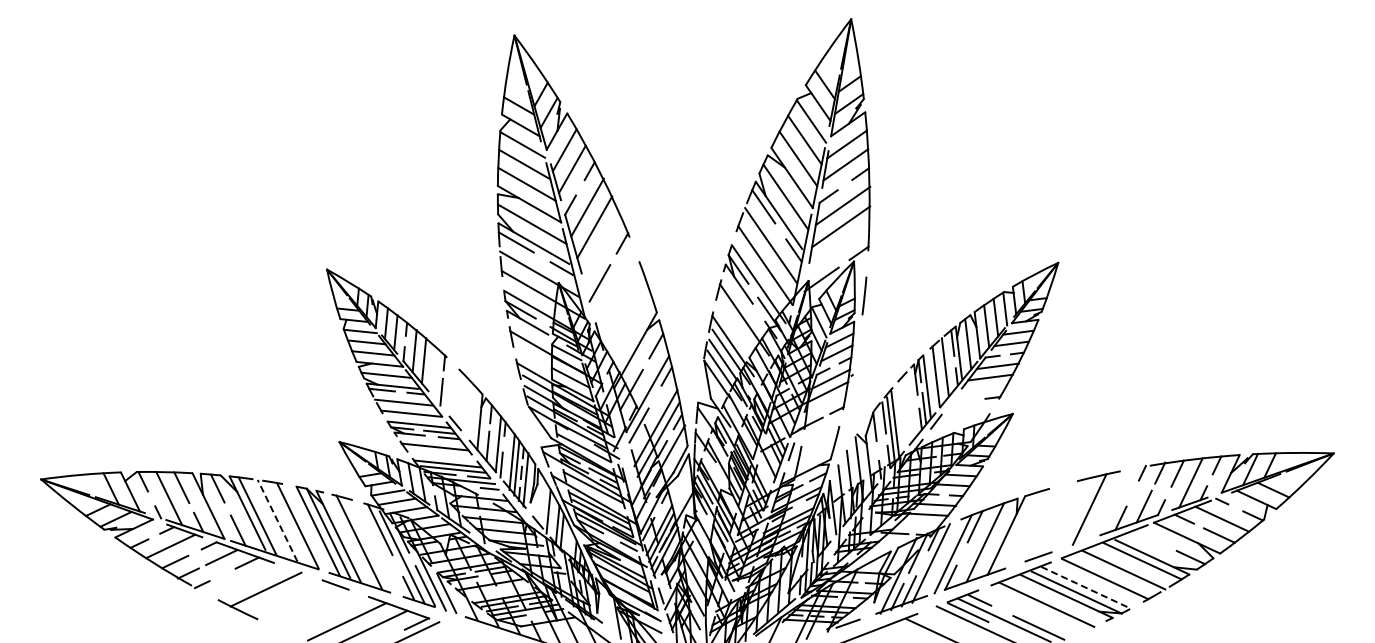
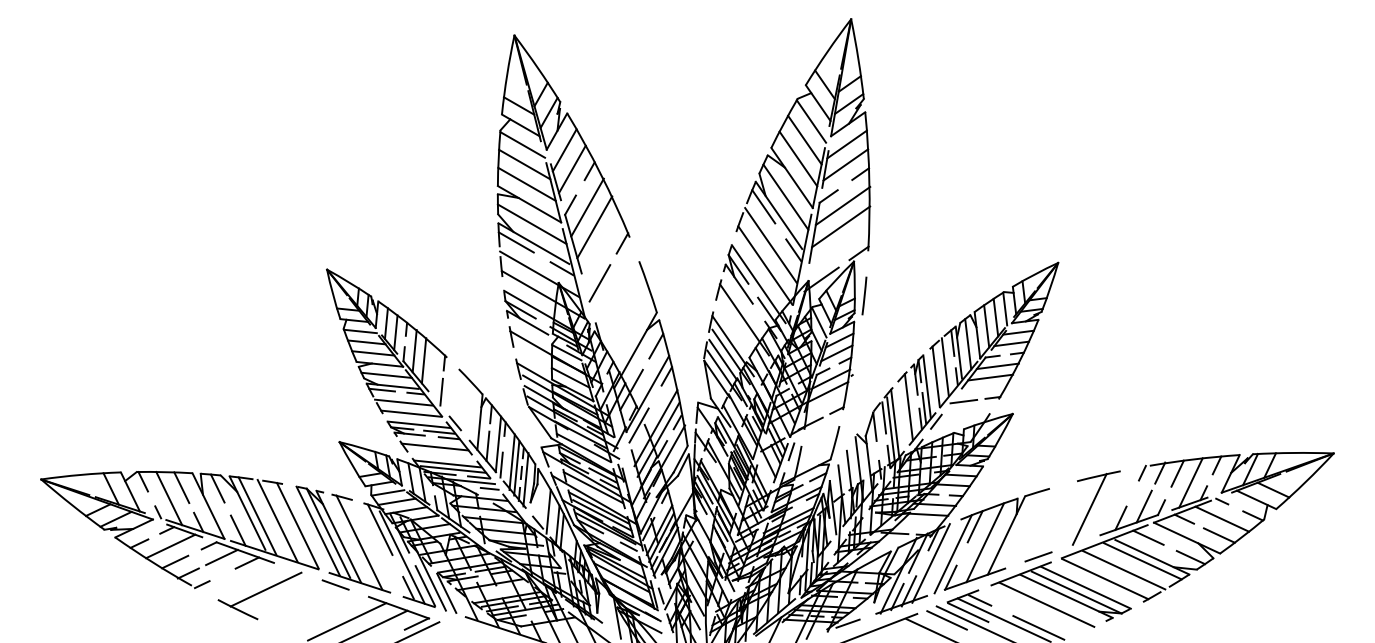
line: none -> present (963, 401)
line: none -> present (908, 406)
line: dashed -> solid (277, 520)
line: none -> present (1148, 537)
line: dashed -> solid (1086, 587)
line: none -> present (946, 620)
